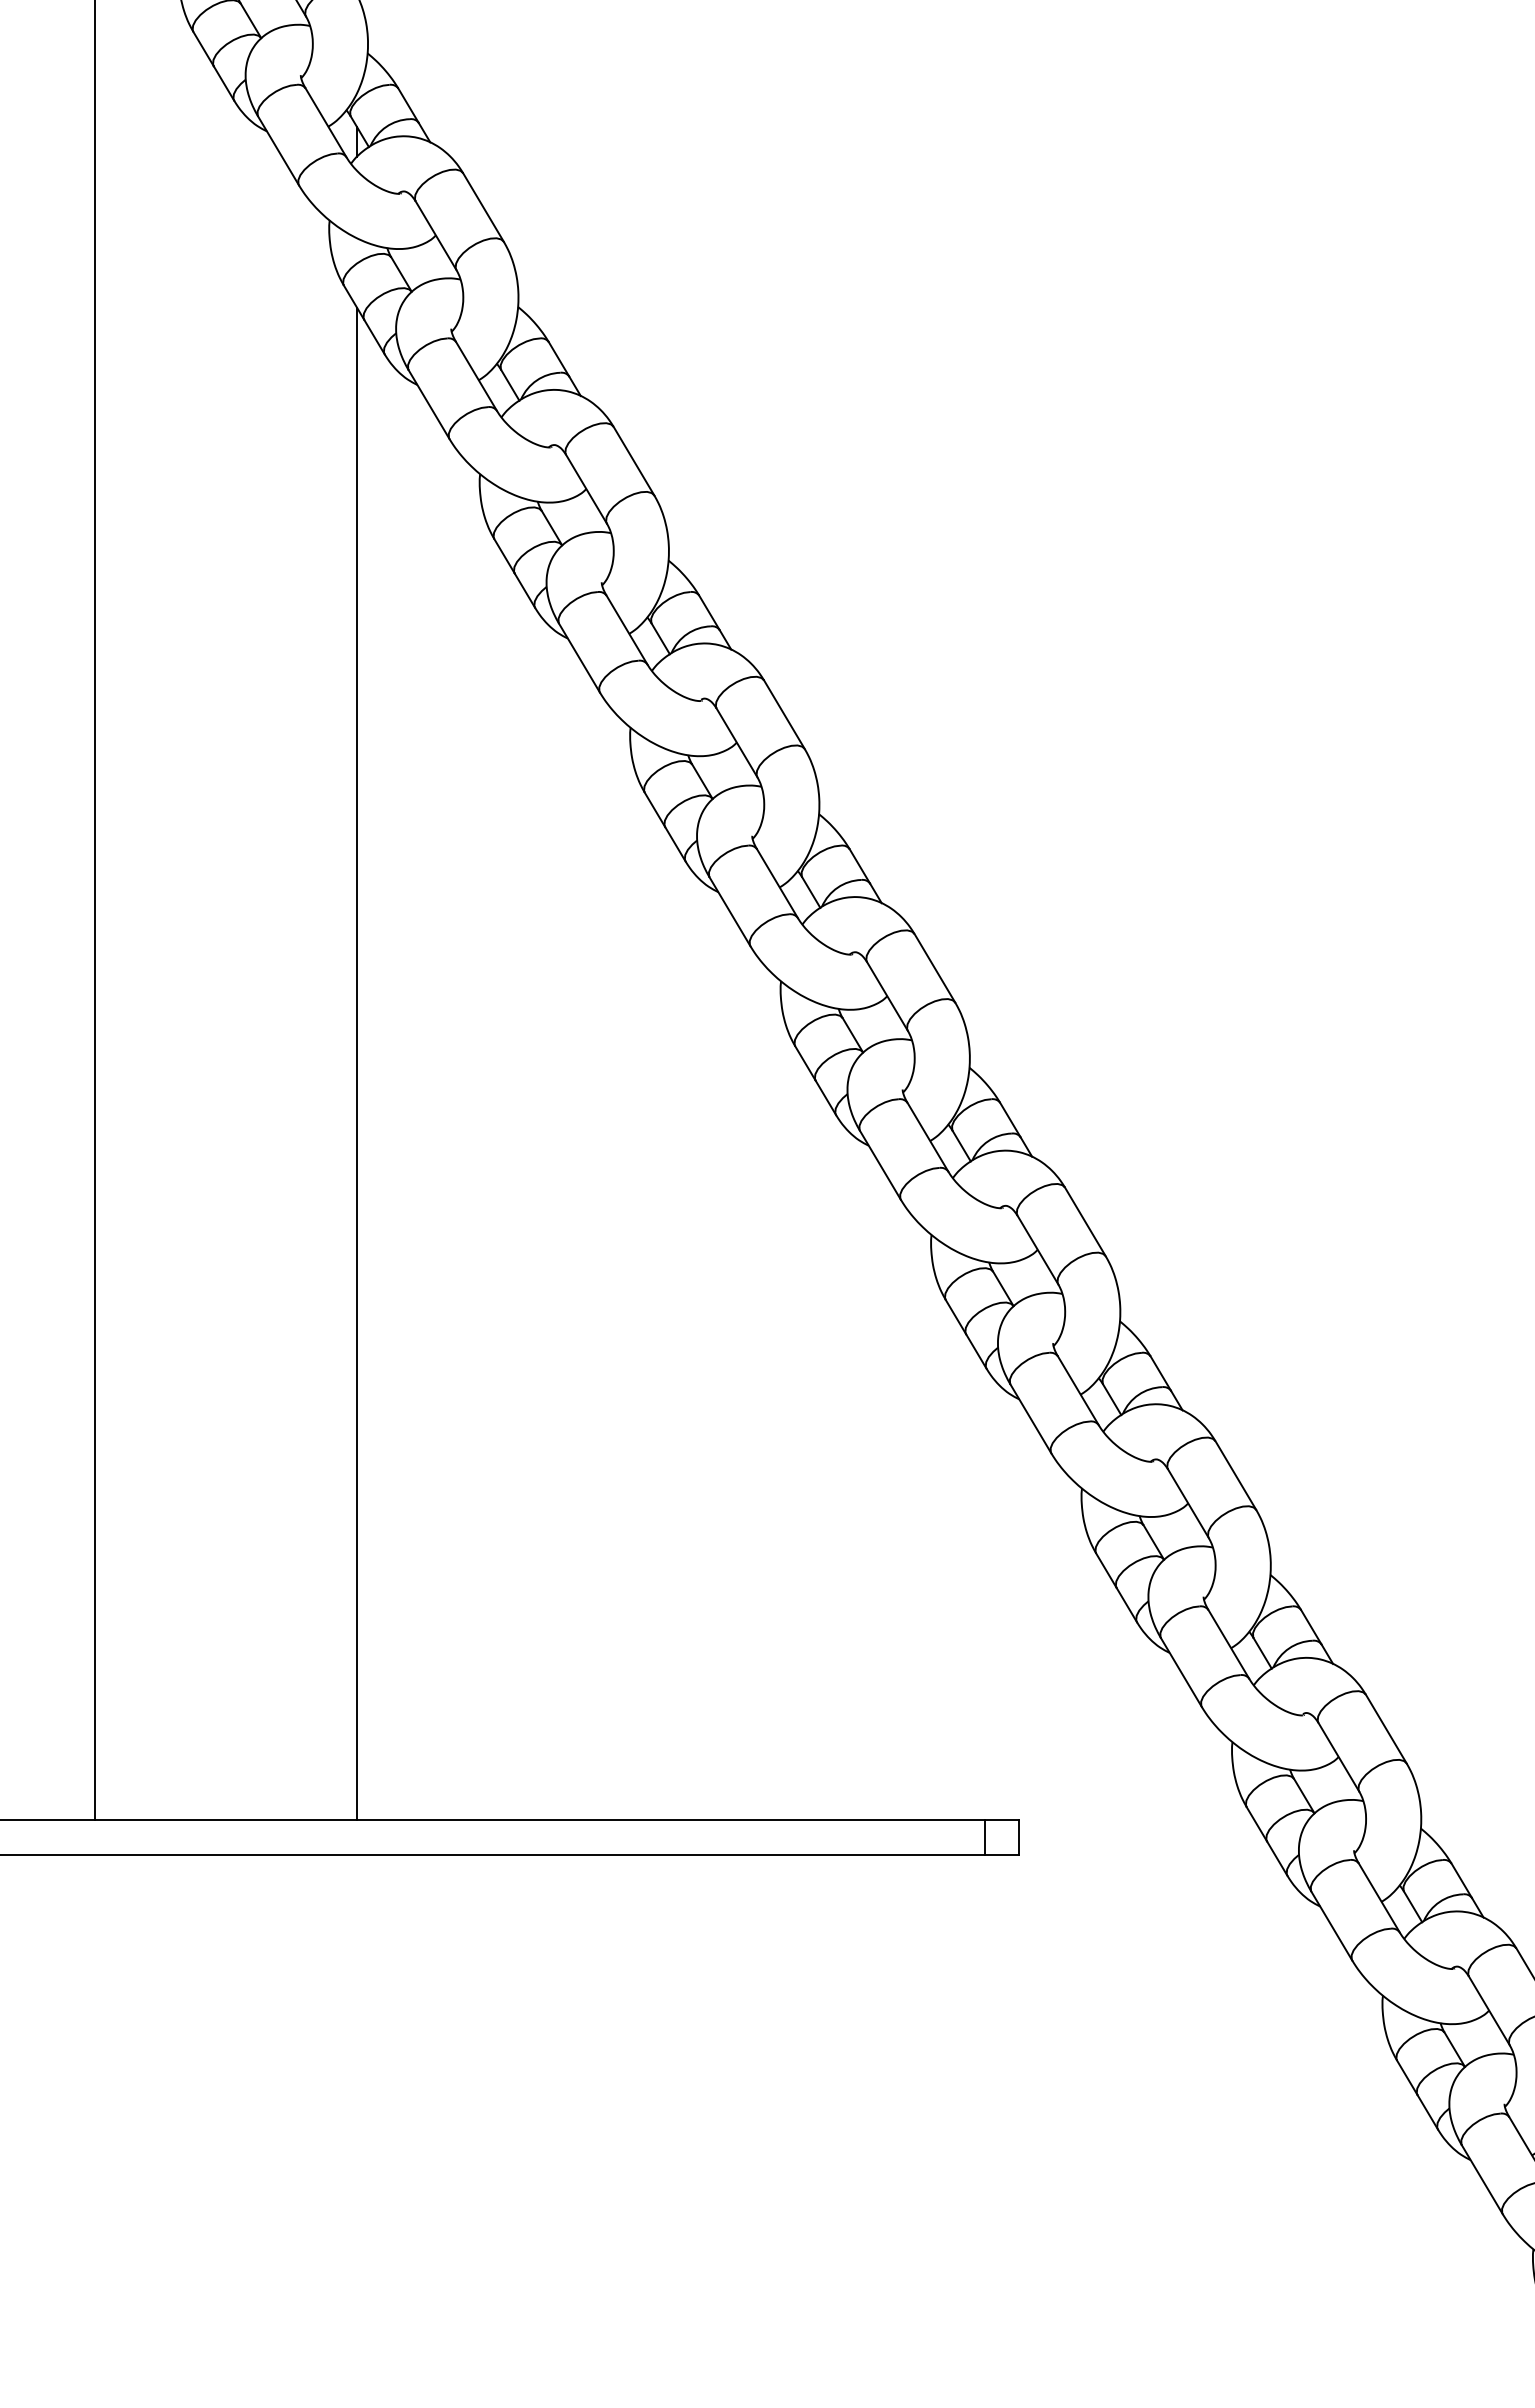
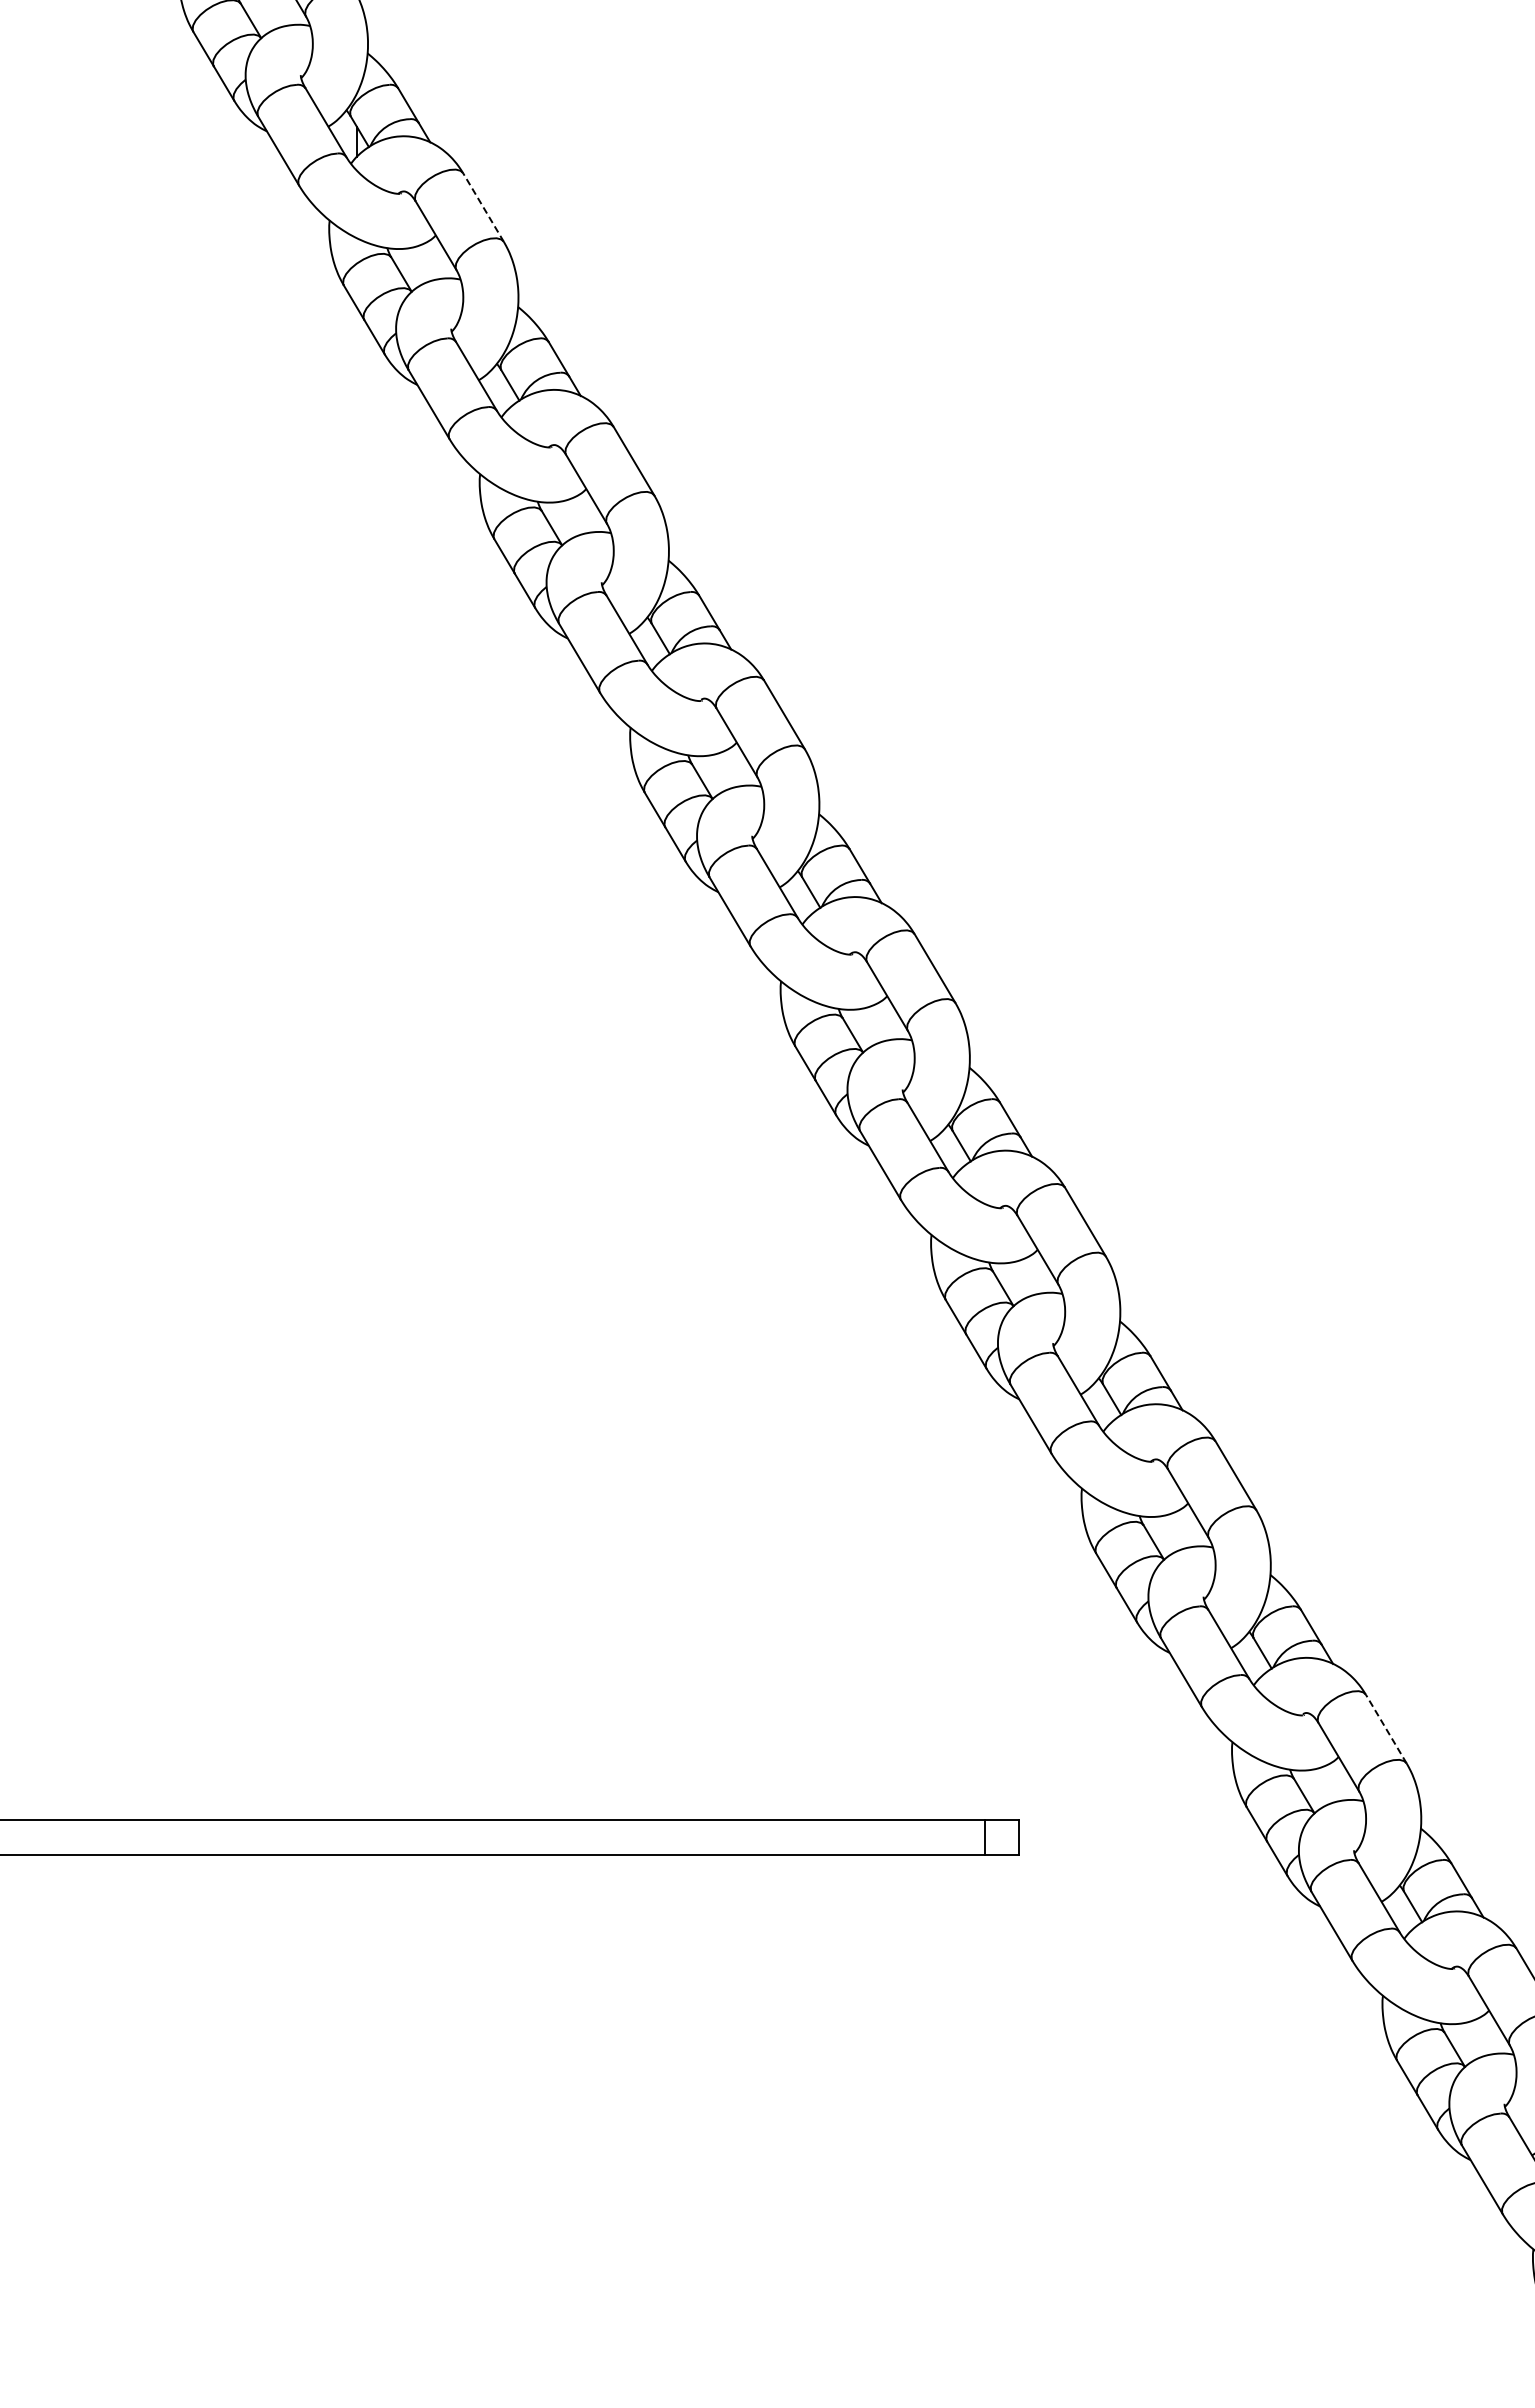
line: solid -> dashed (483, 207)
line: present -> none (94, 911)
line: present -> none (357, 1063)
line: solid -> dashed (1386, 1729)
